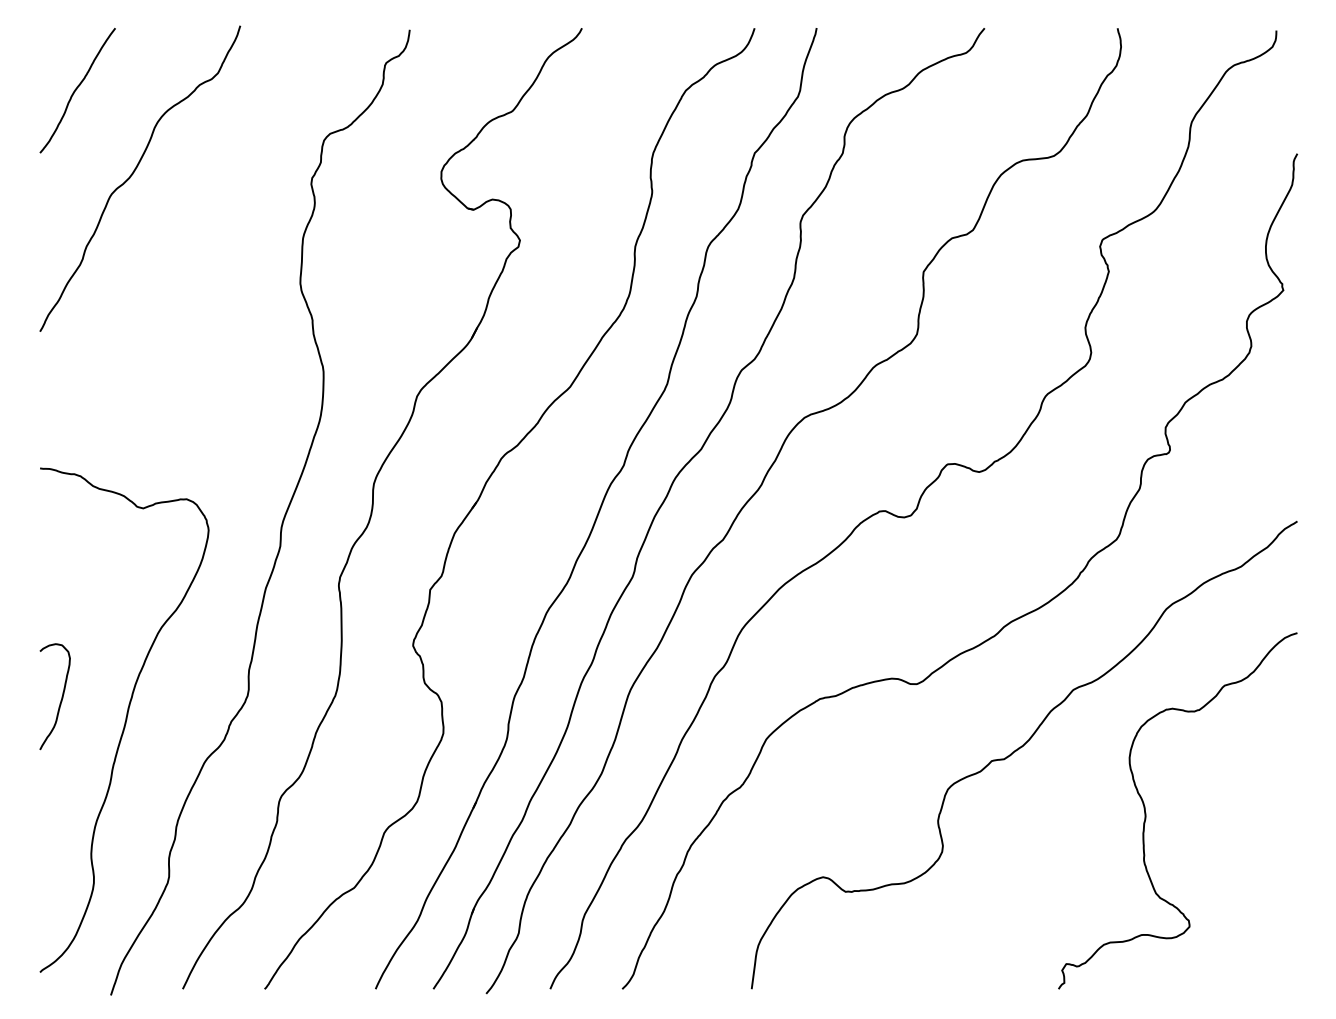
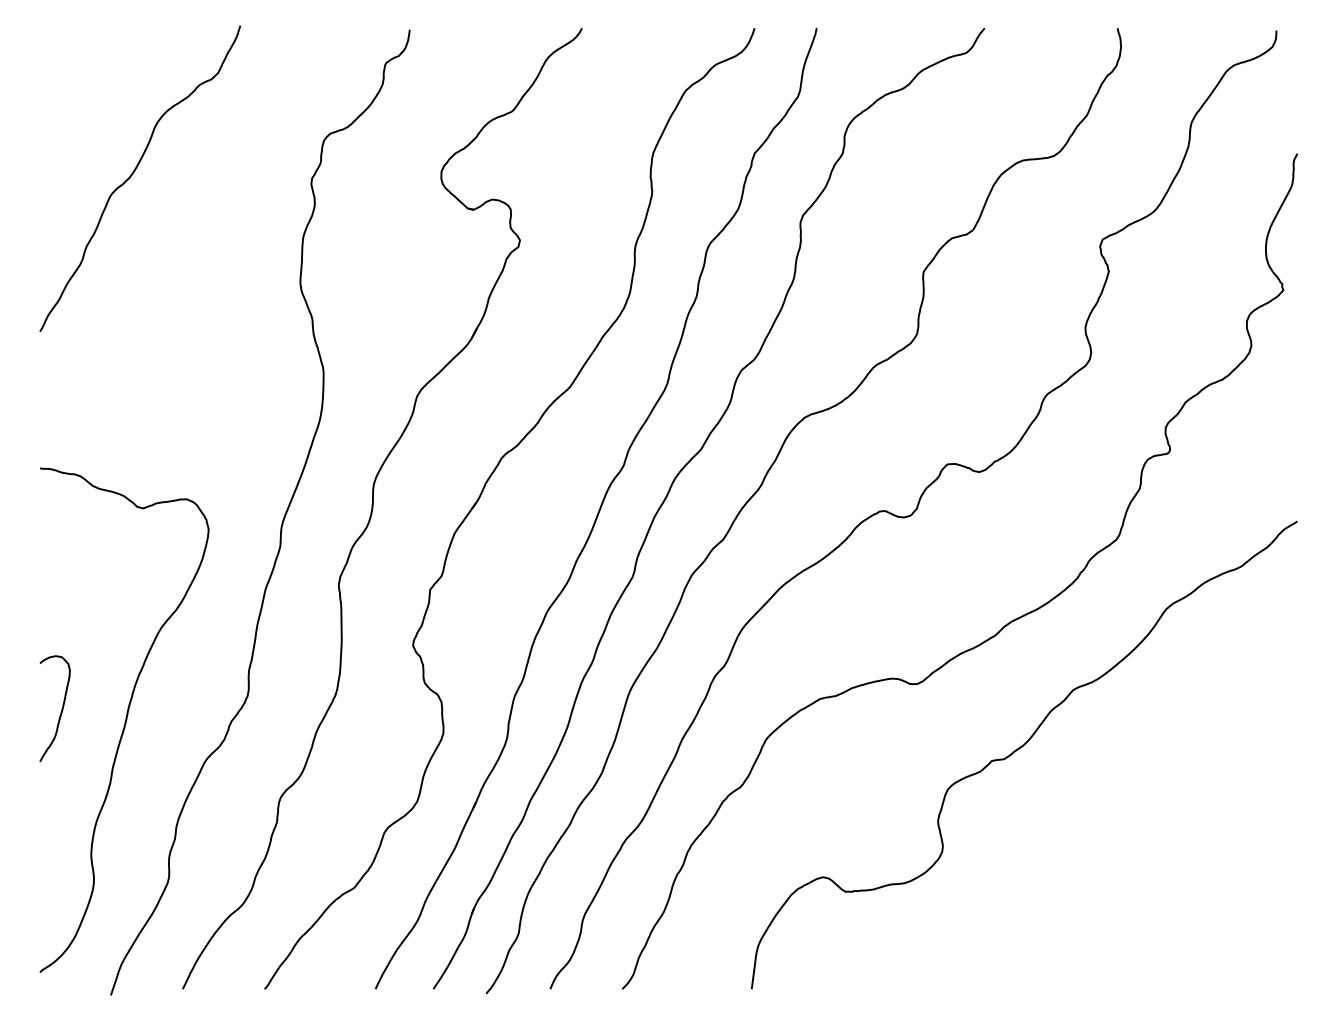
curve: present -> none (77, 89)
curve position: (61, 696) -> (61, 708) (61, 708)
curve: present -> none (1146, 812)
